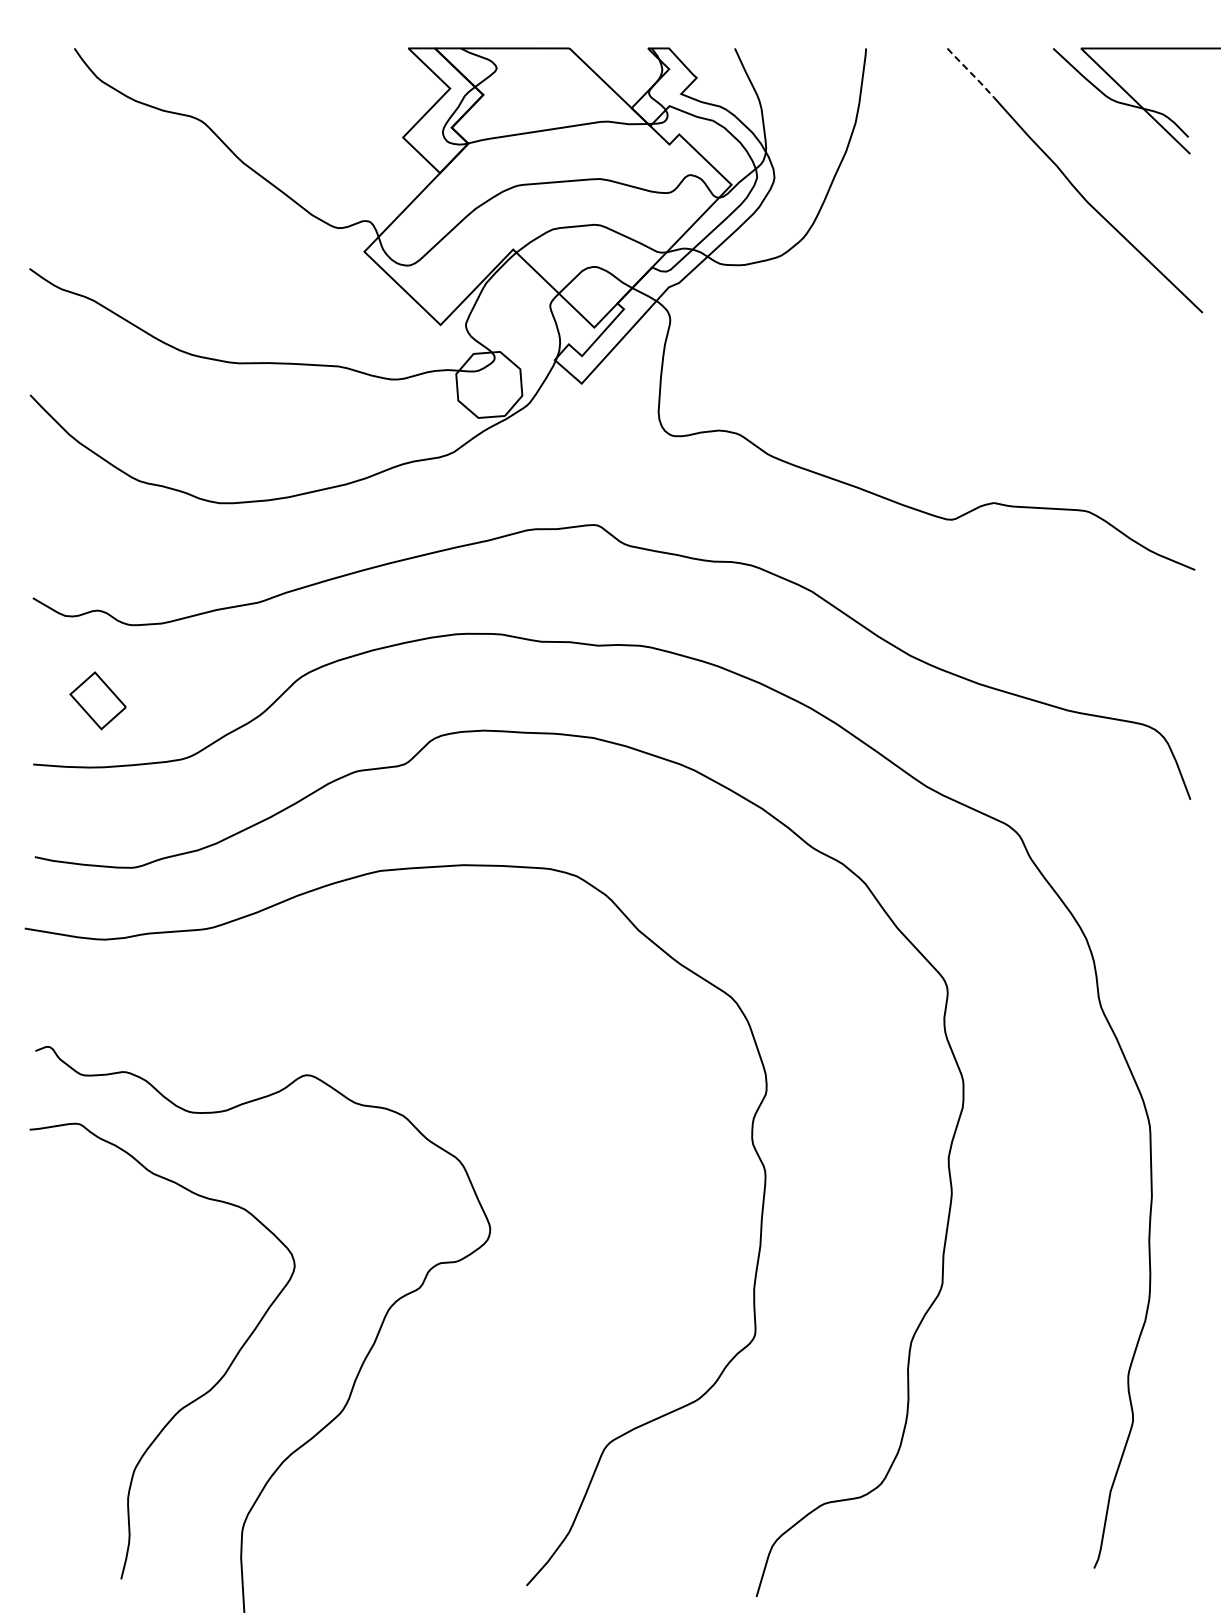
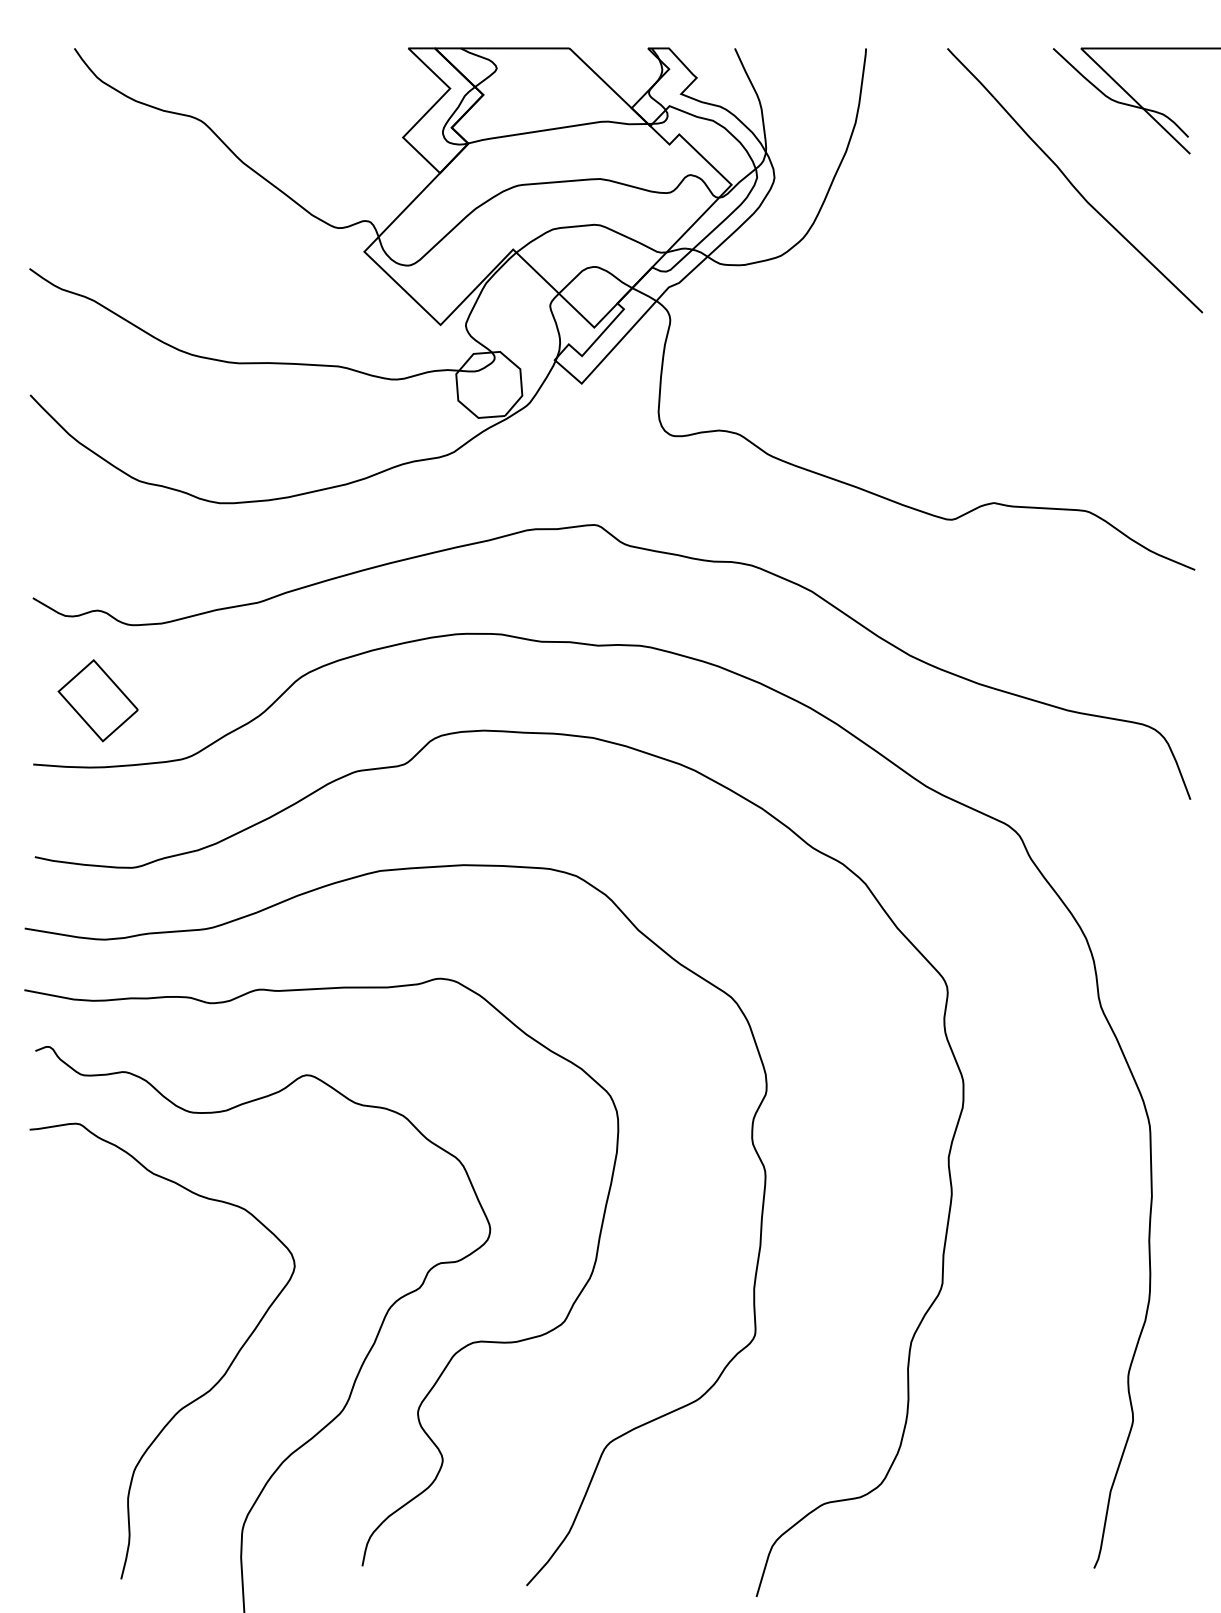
line: dashed -> solid (971, 73)
part size: 58x60 px -> 82x84 px (97, 700)
curve: none -> present (451, 1356)
